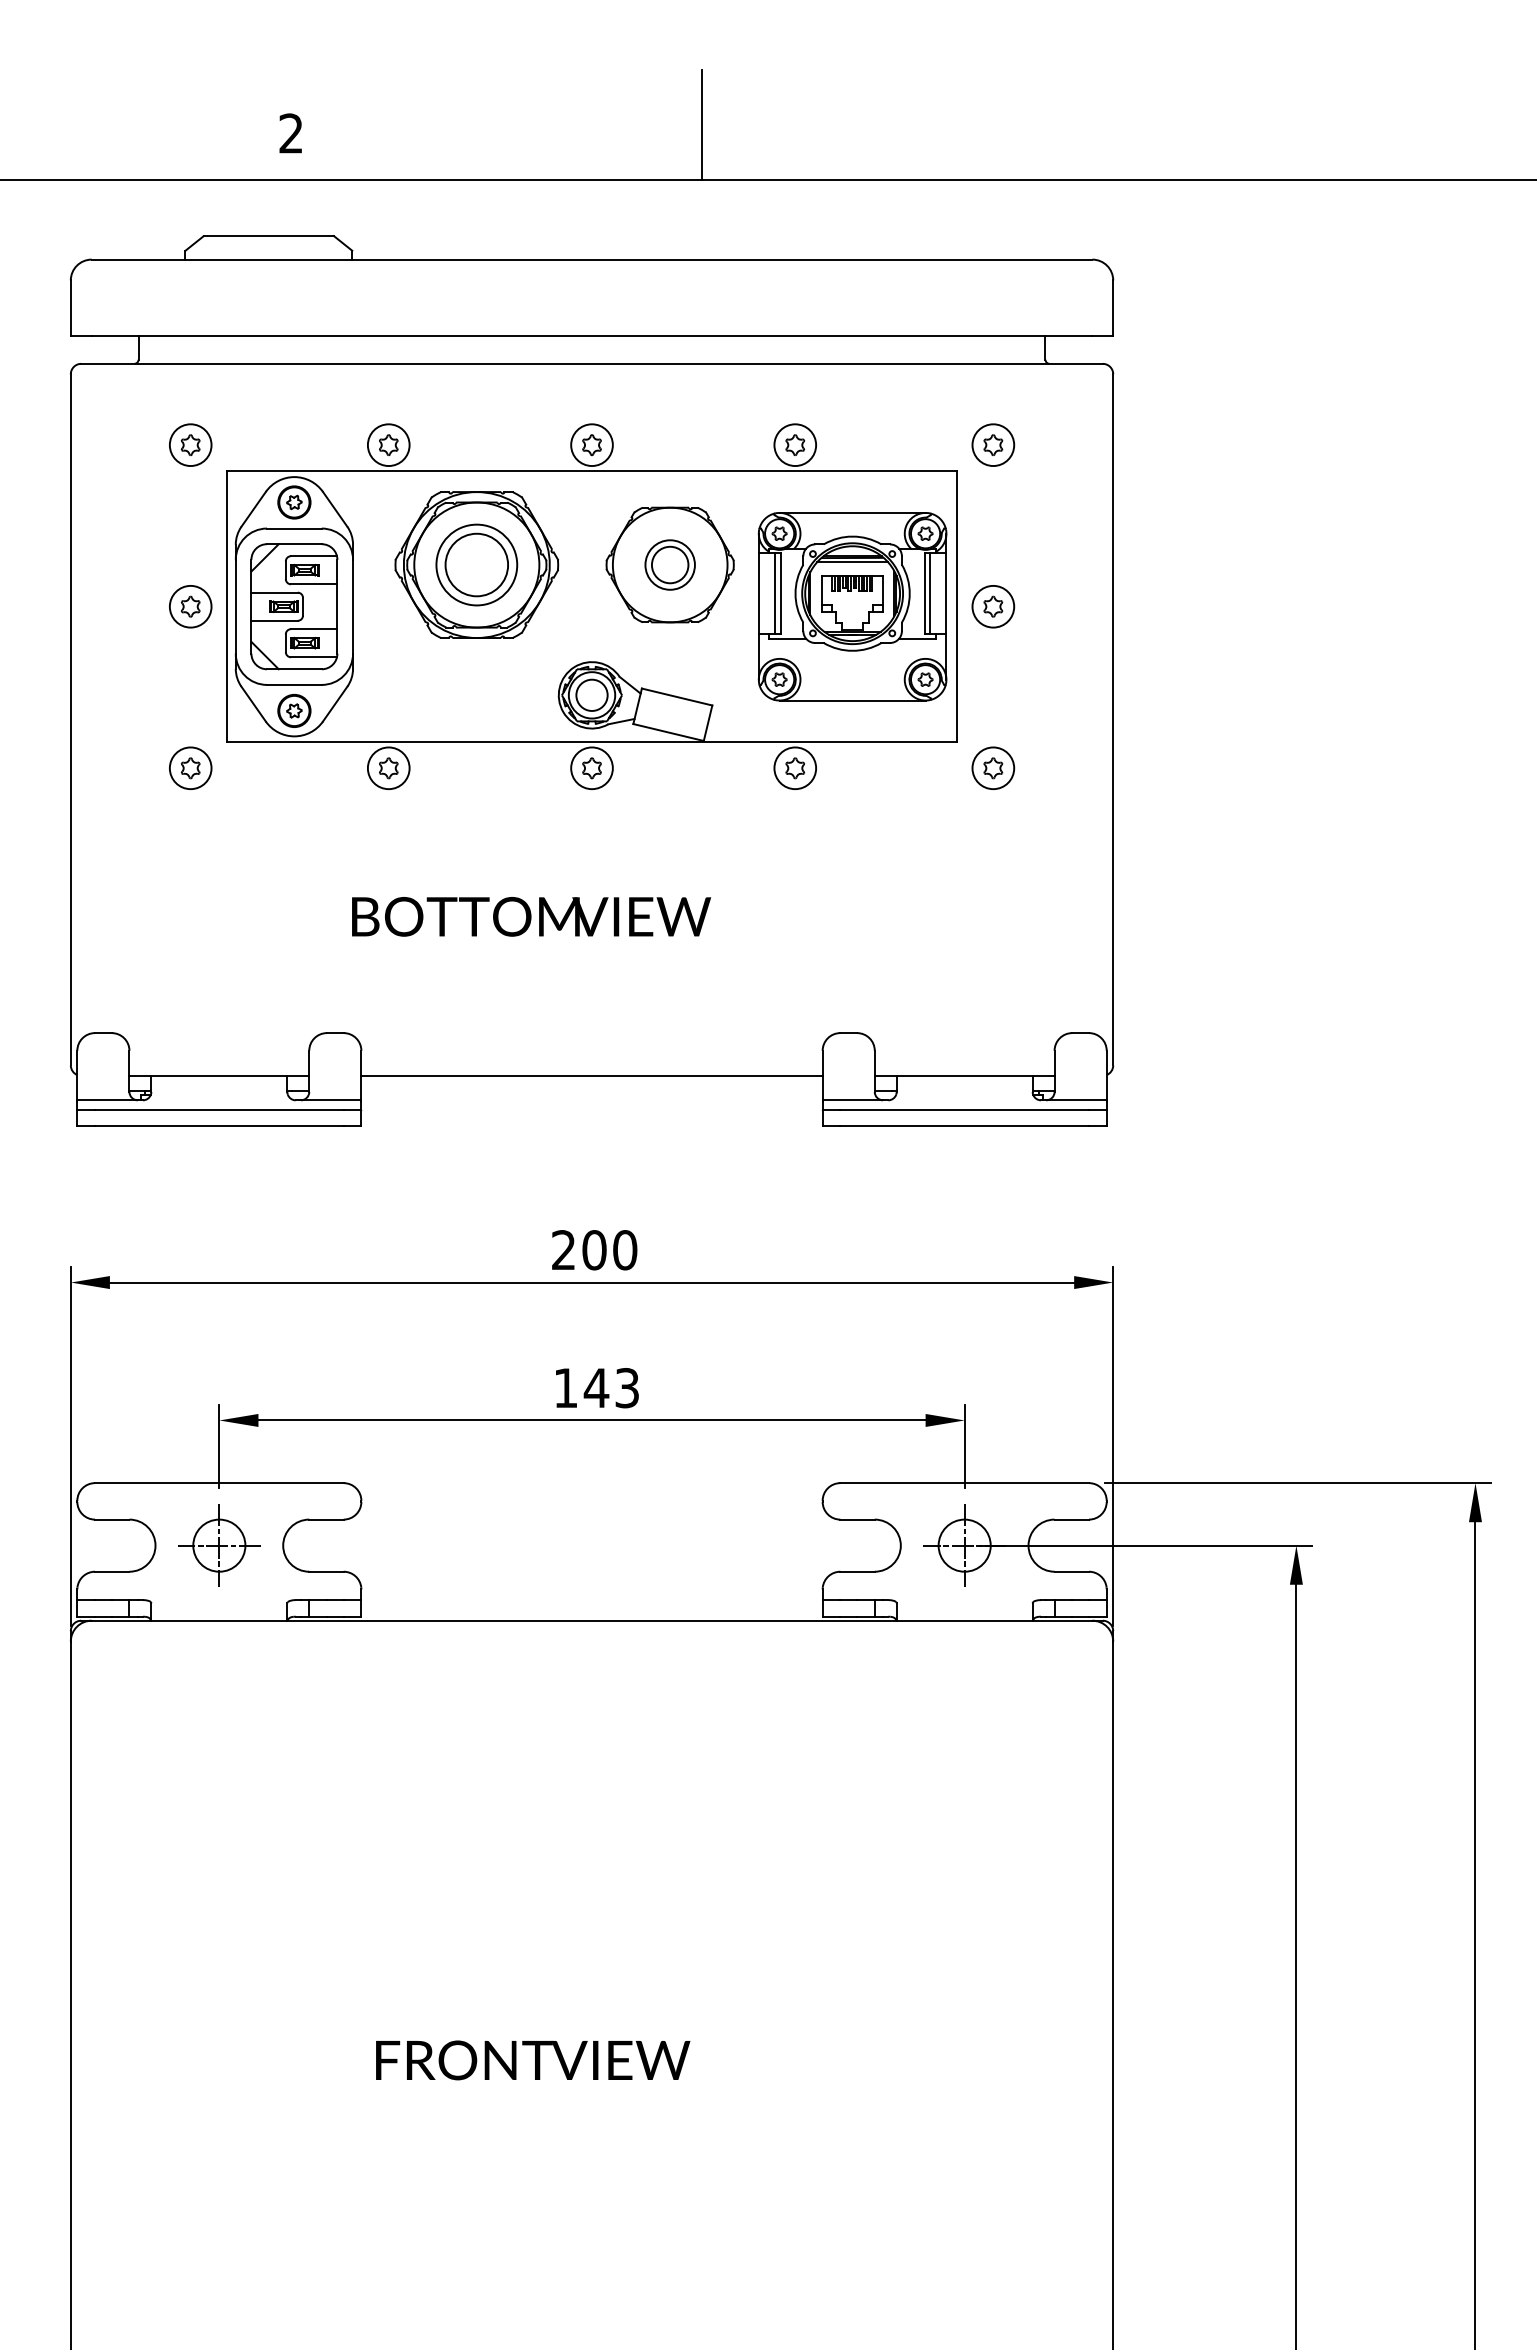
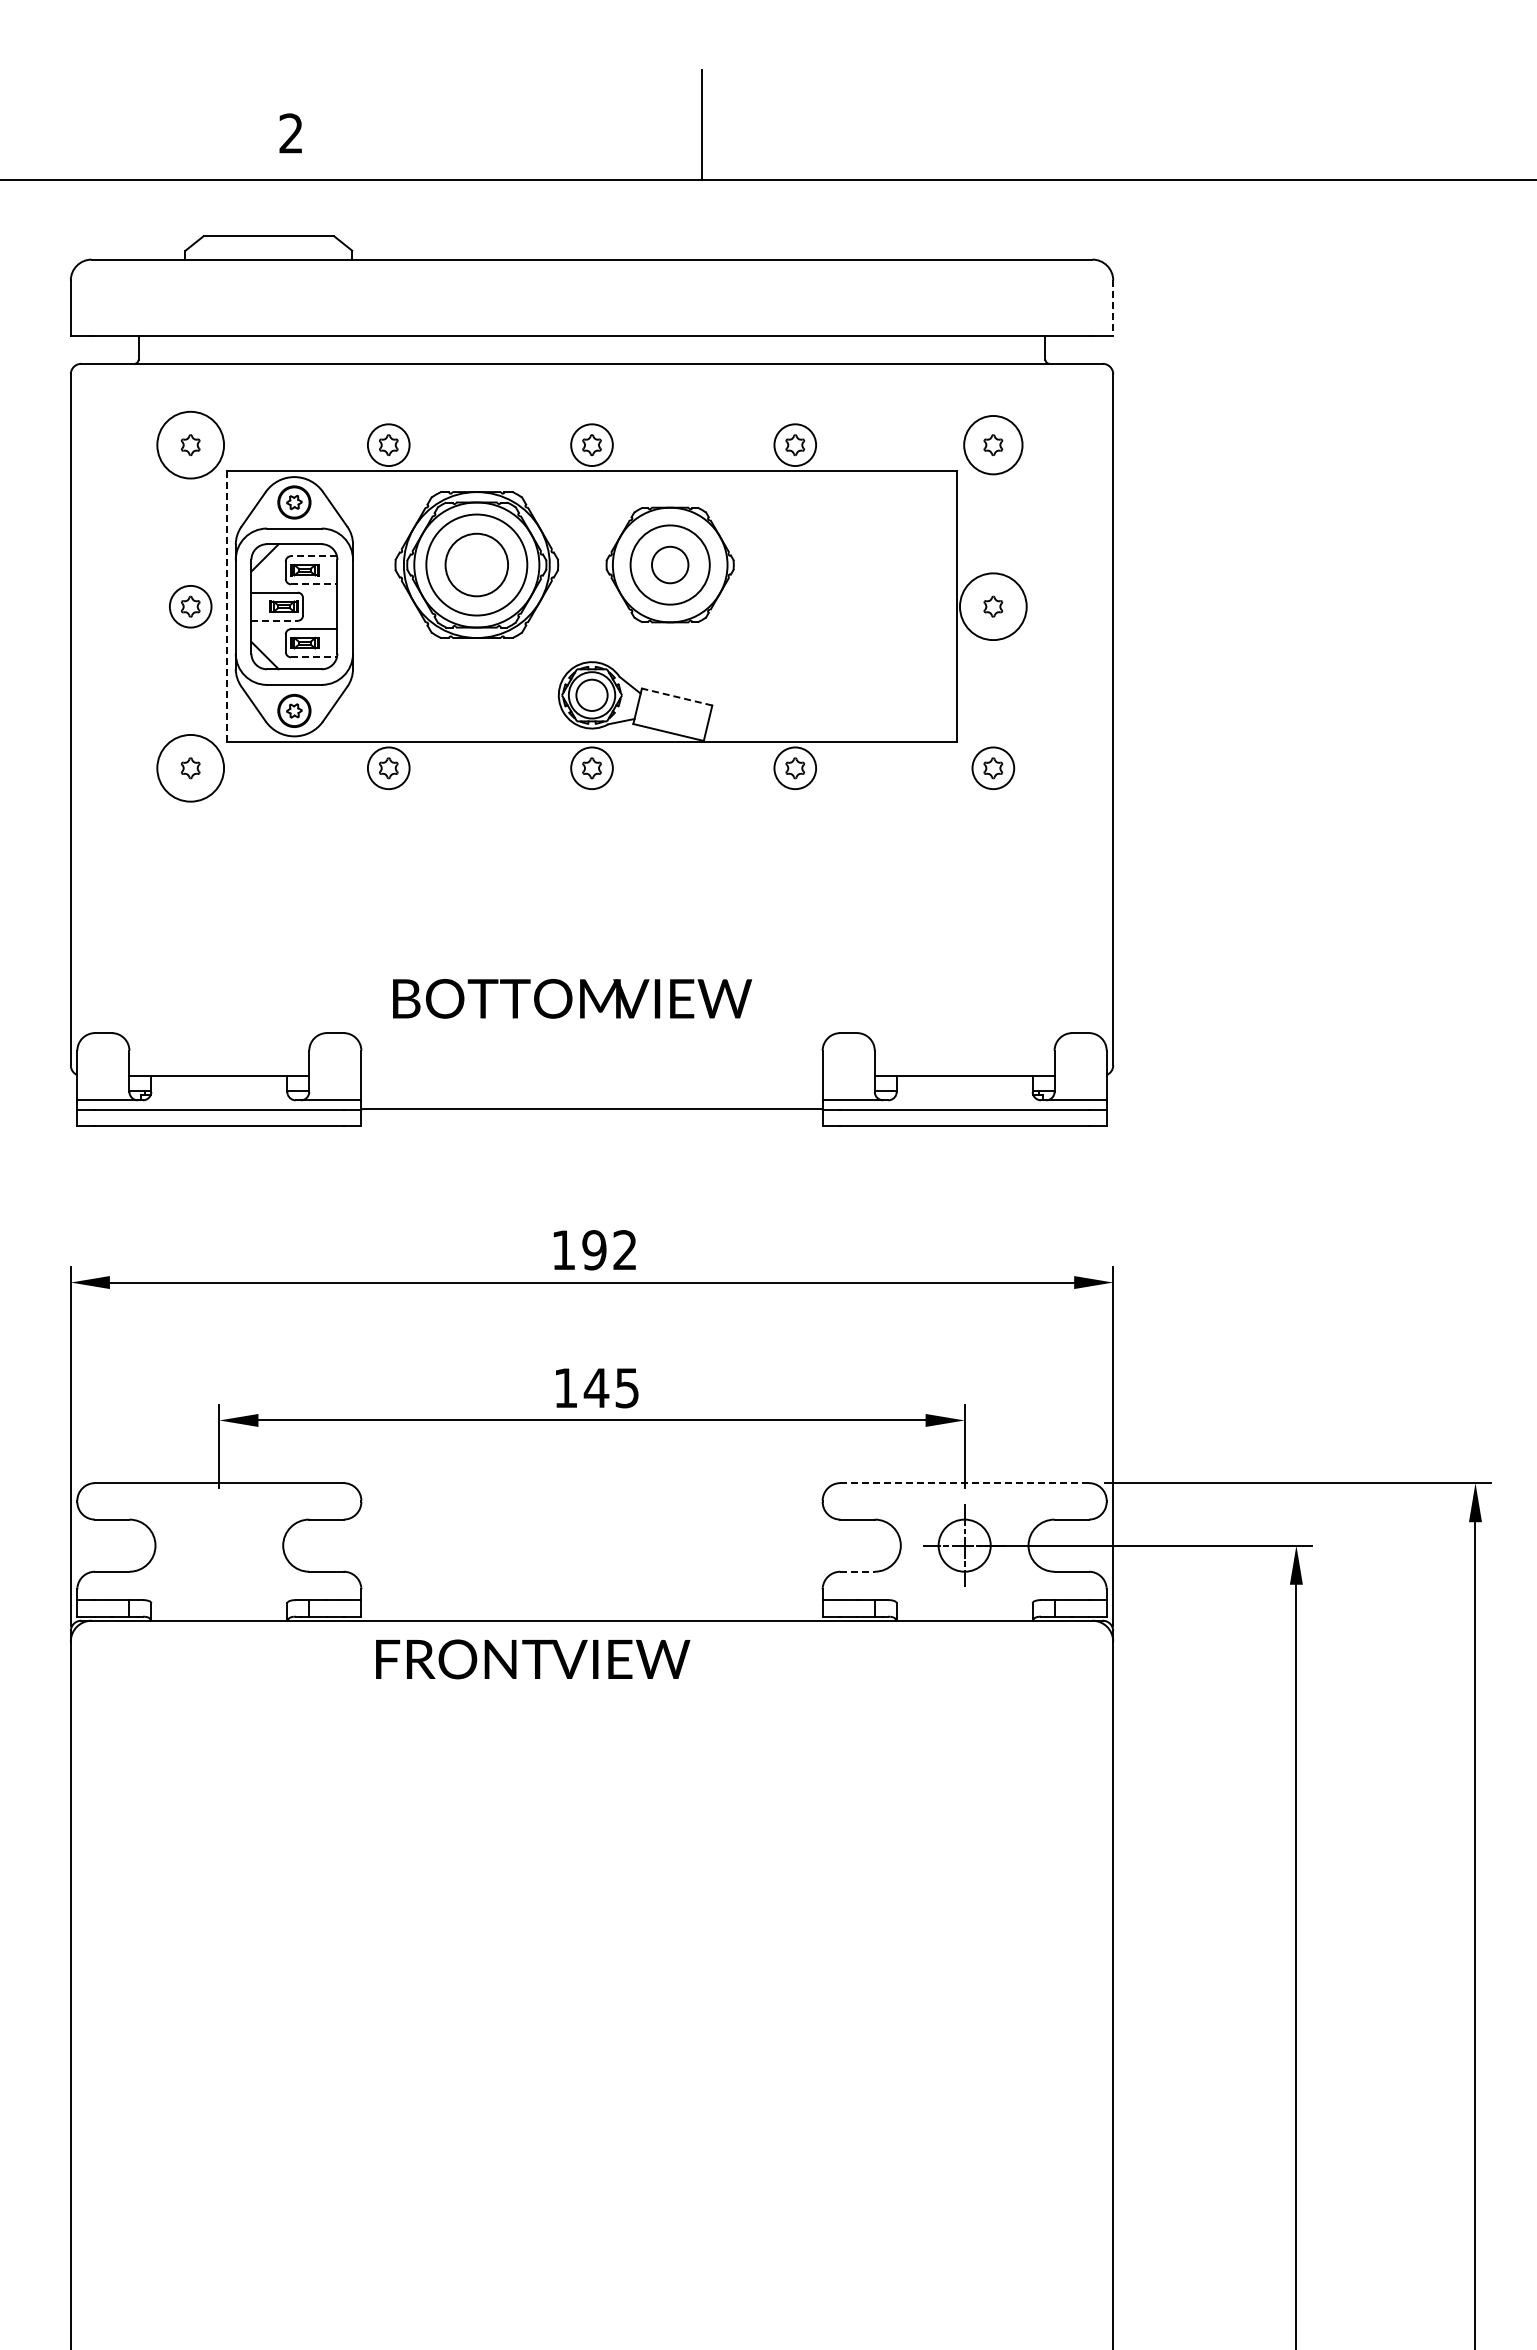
line: solid -> dashed (1113, 308)
circle diameter: 42 px -> 67 px (190, 444)
circle diameter: 42 px -> 58 px (993, 444)
line: solid -> dashed (314, 556)
circle diameter: 81 px -> 101 px (476, 564)
circle diameter: 50 px -> 79 px (669, 564)
line: solid -> dashed (314, 584)
line: solid -> dashed (227, 606)
part: present -> none (852, 606)
circle diameter: 42 px -> 67 px (993, 606)
line: solid -> dashed (275, 620)
line: solid -> dashed (314, 657)
line: solid -> dashed (676, 696)
circle diameter: 42 px -> 67 px (190, 767)
text position: (531, 916) -> (572, 998) (572, 998)
line position: (591, 1075) -> (591, 1108) (591, 1108)
text: 200 -> 192 (594, 1250)
text: 143 -> 145 (627, 1387)
line: solid -> dashed (964, 1483)
part: present -> none (219, 1545)
line: solid -> dashed (858, 1571)
text position: (533, 2060) -> (533, 1659) (533, 1659)
